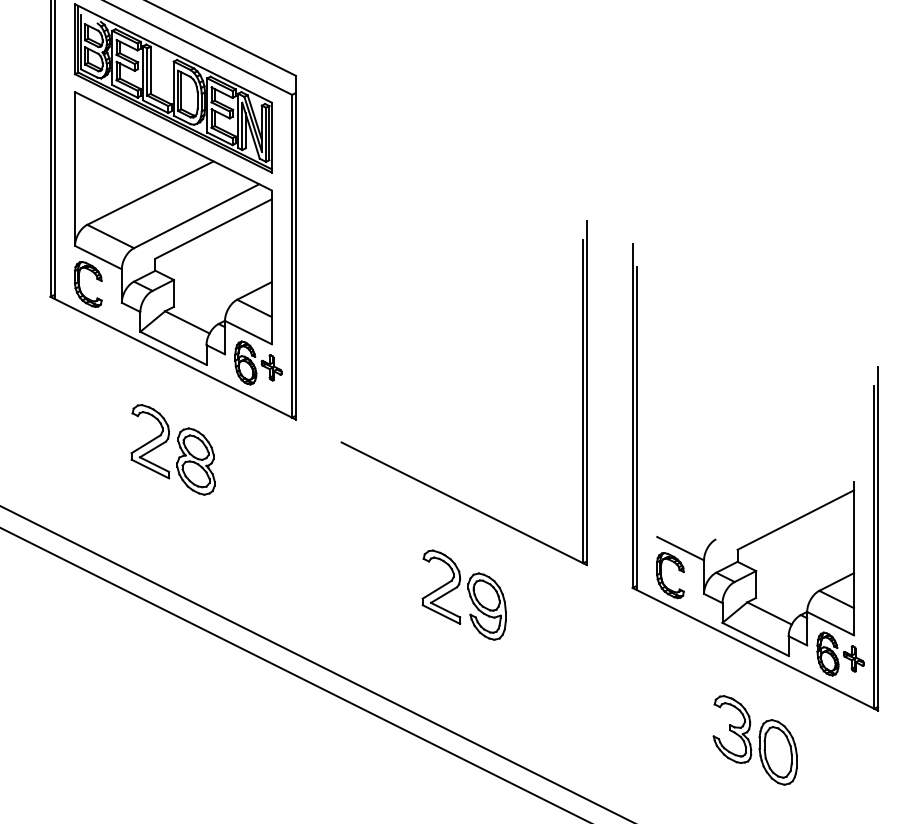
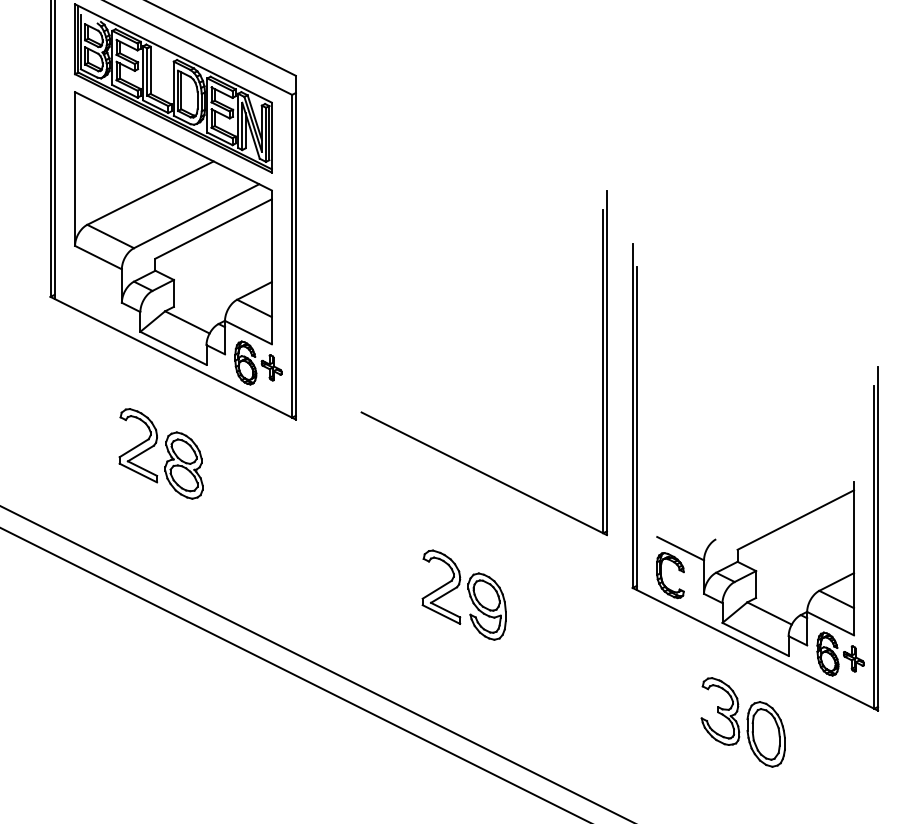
part: present -> none (80, 286)
part position: (179, 448) -> (167, 452) (167, 452)
part position: (420, 480) -> (440, 450) (440, 450)
part position: (754, 740) -> (742, 722) (742, 722)
